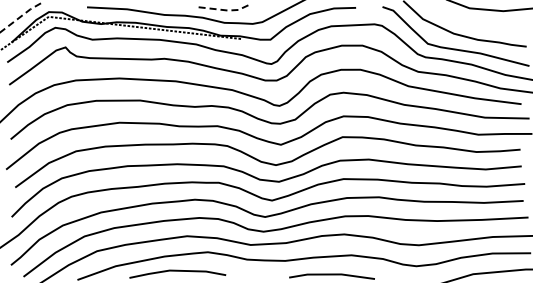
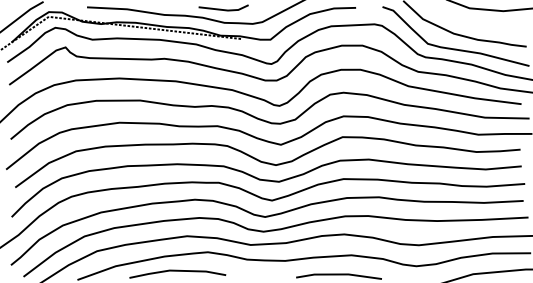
line: dashed -> solid (226, 10)
line: dashed -> solid (22, 15)
line position: (331, 275) -> (338, 275) (338, 275)
